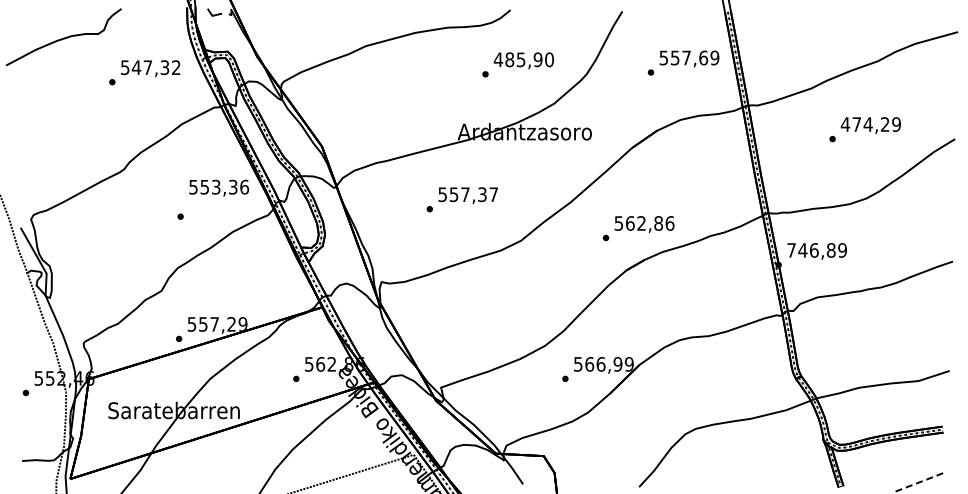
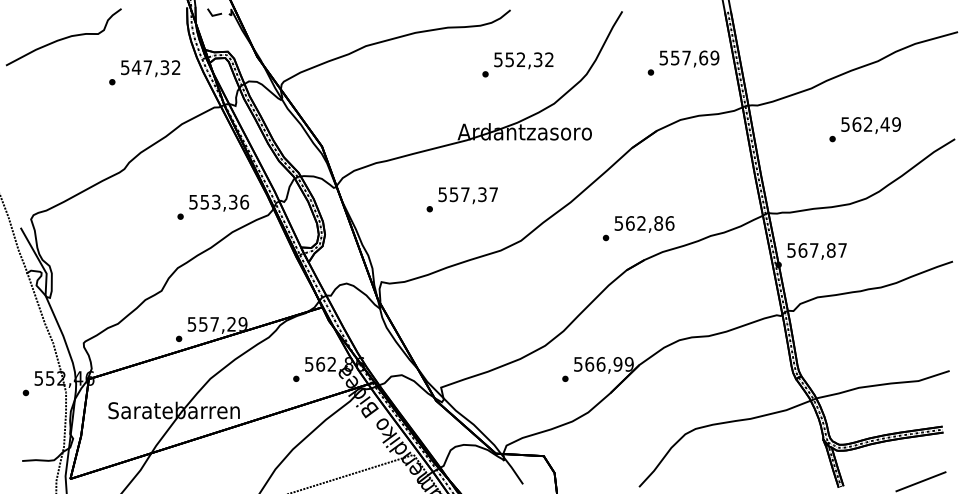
text: 485,90 -> 552,32 (523, 59)
text: 474,29 -> 562,49 (864, 124)
text position: (219, 187) -> (219, 202) (219, 202)
text: 746,89 -> 567,87 (816, 250)
line: dashed -> solid (921, 481)
